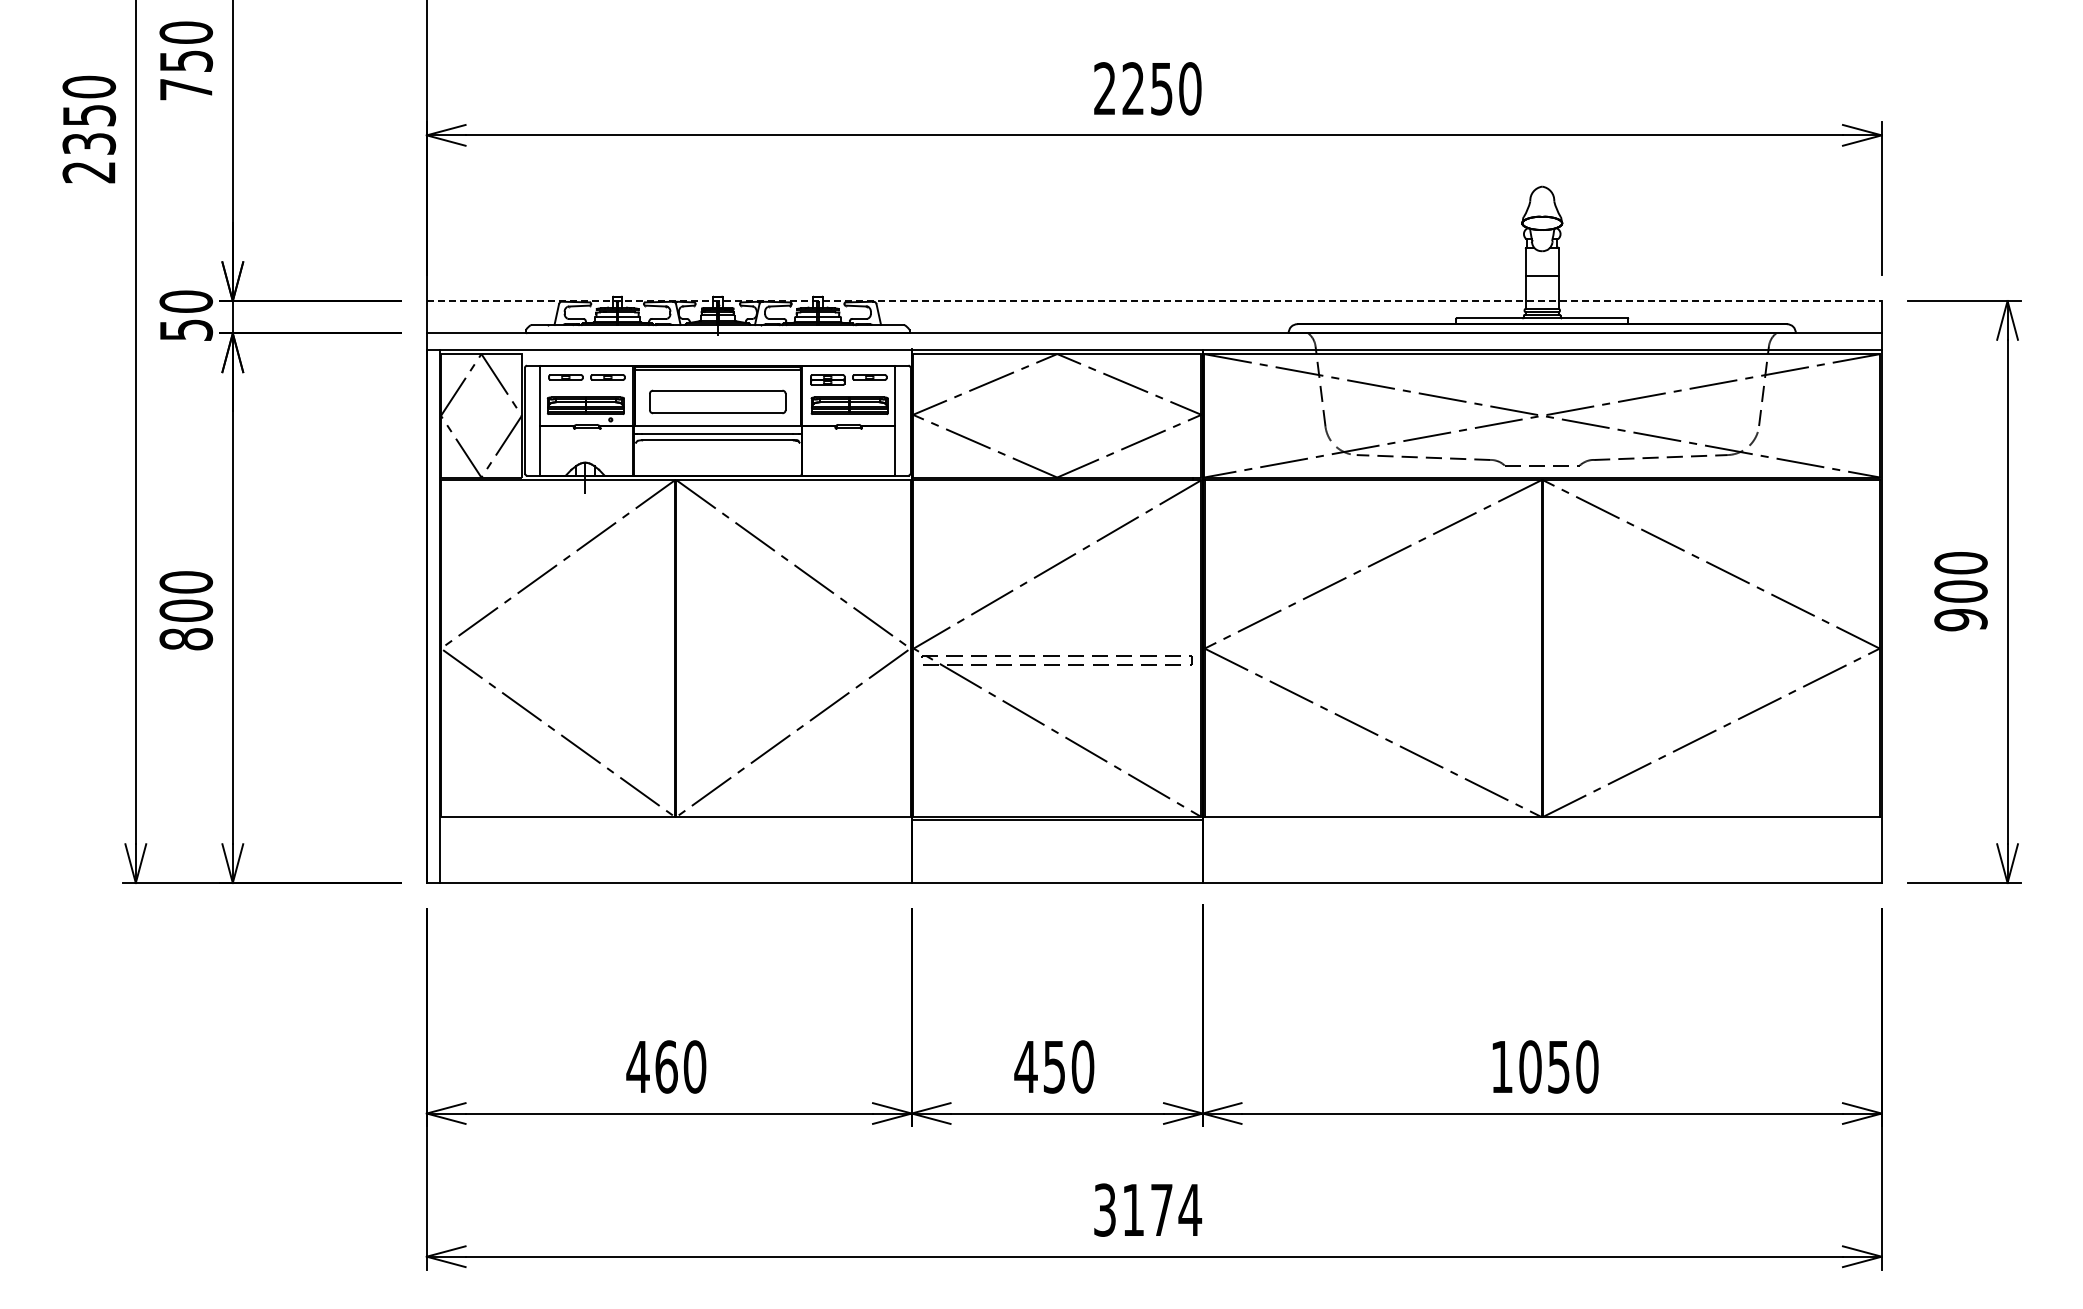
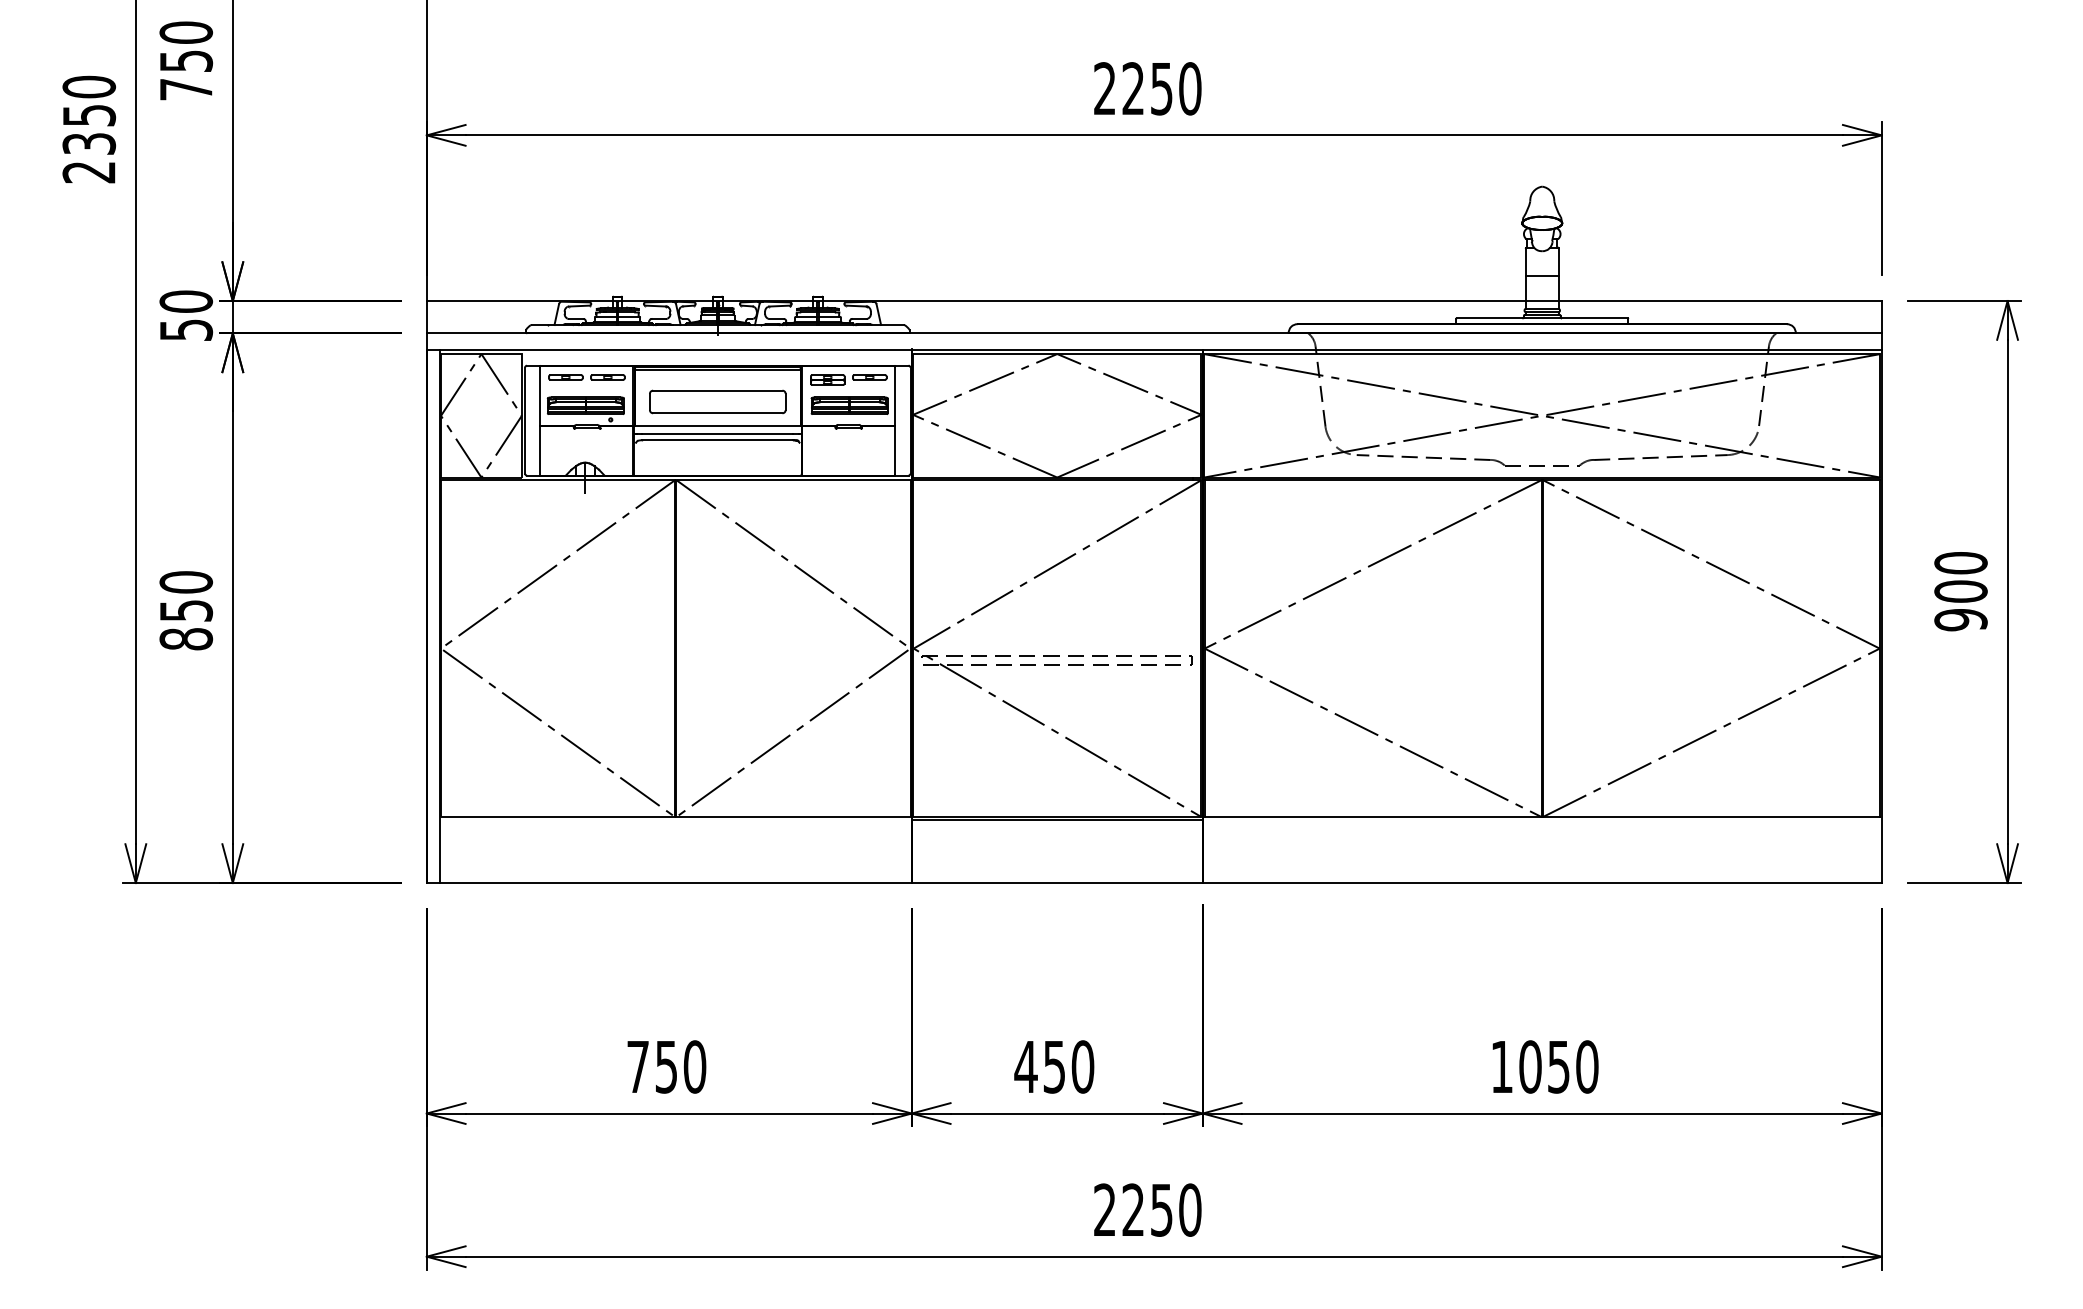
line: dashed -> solid (1154, 301)
text: 800 -> 850 (186, 610)
text: 460 -> 750 (651, 1066)
text: 3174 -> 2250 (1148, 1209)
